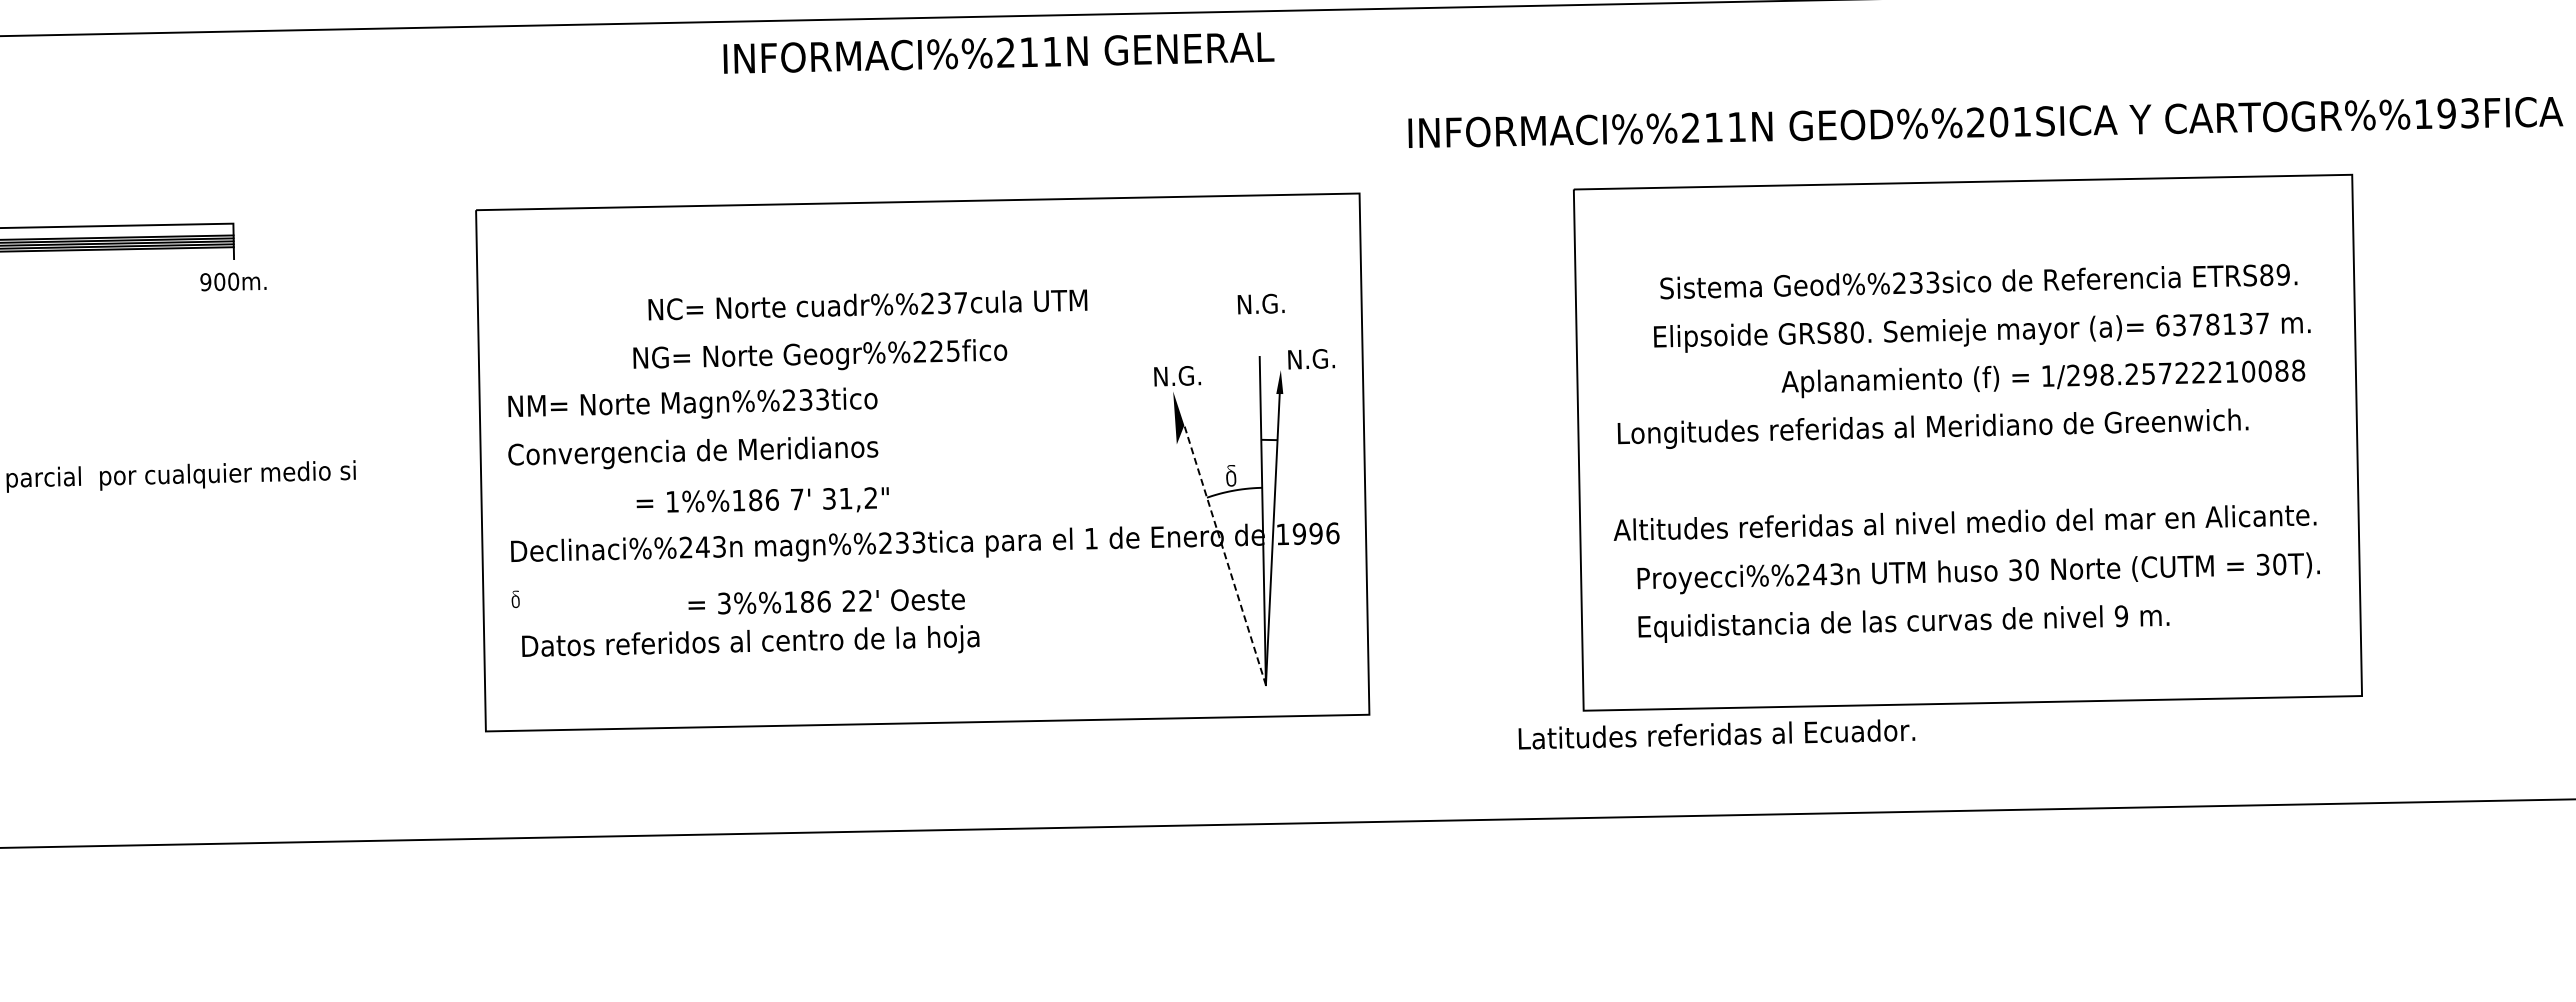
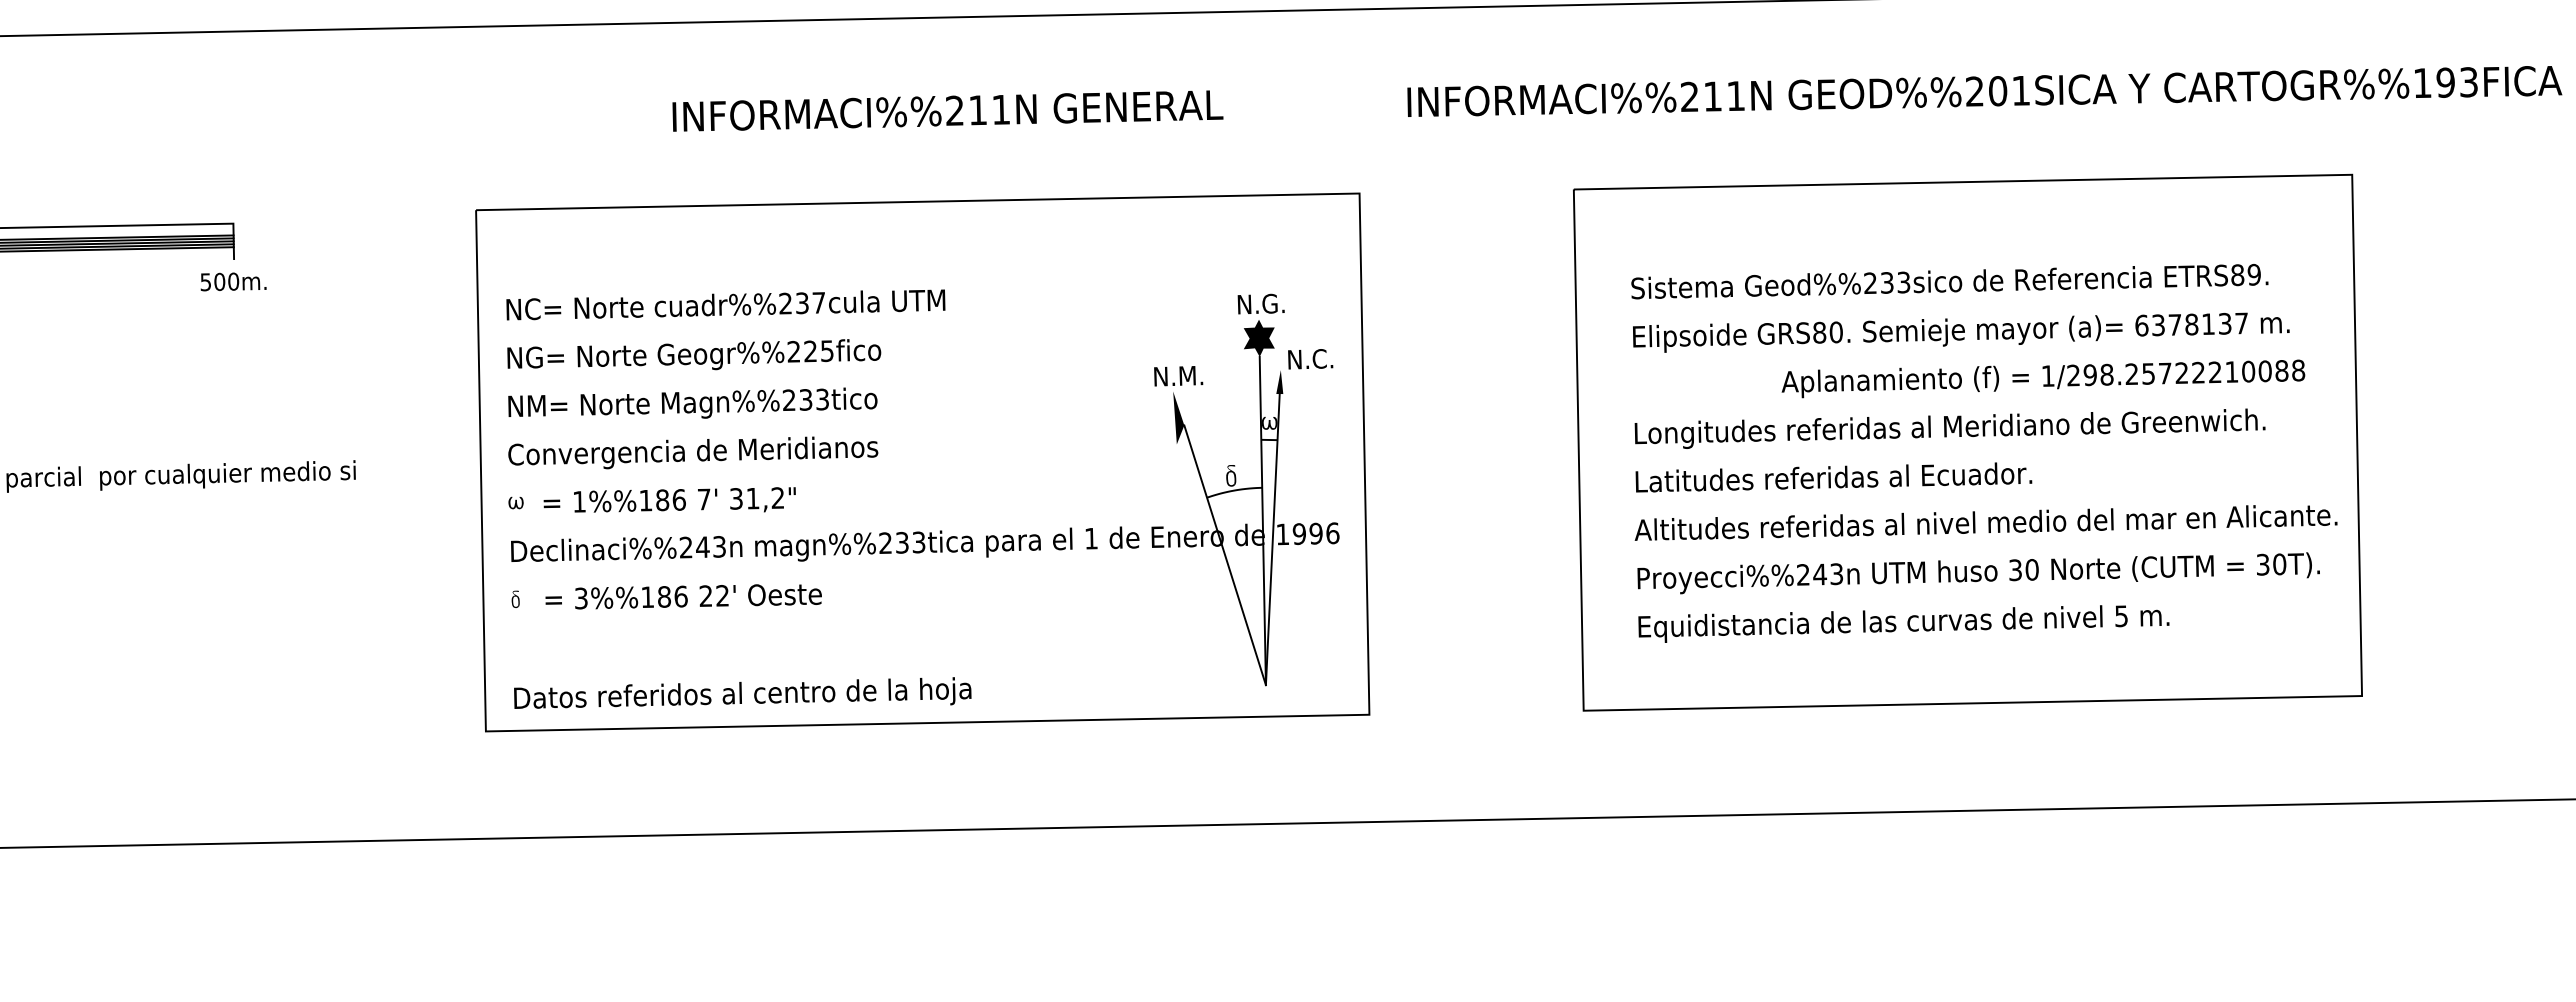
text position: (998, 52) -> (947, 110) (947, 110)
text position: (1985, 122) -> (1984, 91) (1984, 91)
text: 900m. -> 500m. (205, 281)
text position: (1978, 281) -> (1949, 281) (1949, 281)
text position: (867, 304) -> (725, 304) (725, 304)
text position: (1982, 332) -> (1961, 332) (1961, 332)
fill: none -> present (1258, 337)
text position: (820, 354) -> (694, 354) (694, 354)
text: N.G. -> N.C. (1328, 358)
text: N.G. -> N.M. (1190, 375)
fill: none -> present (1269, 422)
text position: (1932, 428) -> (1949, 428) (1949, 428)
text position: (762, 499) -> (669, 499) (669, 499)
fill: none -> present (515, 502)
text position: (1964, 522) -> (1985, 522) (1985, 522)
line: dashed -> solid (1224, 554)
text position: (826, 601) -> (683, 596) (683, 596)
text: 9 -> 5 (2120, 615)
text position: (750, 640) -> (742, 692) (742, 692)
text position: (1716, 734) -> (1833, 477) (1833, 477)
